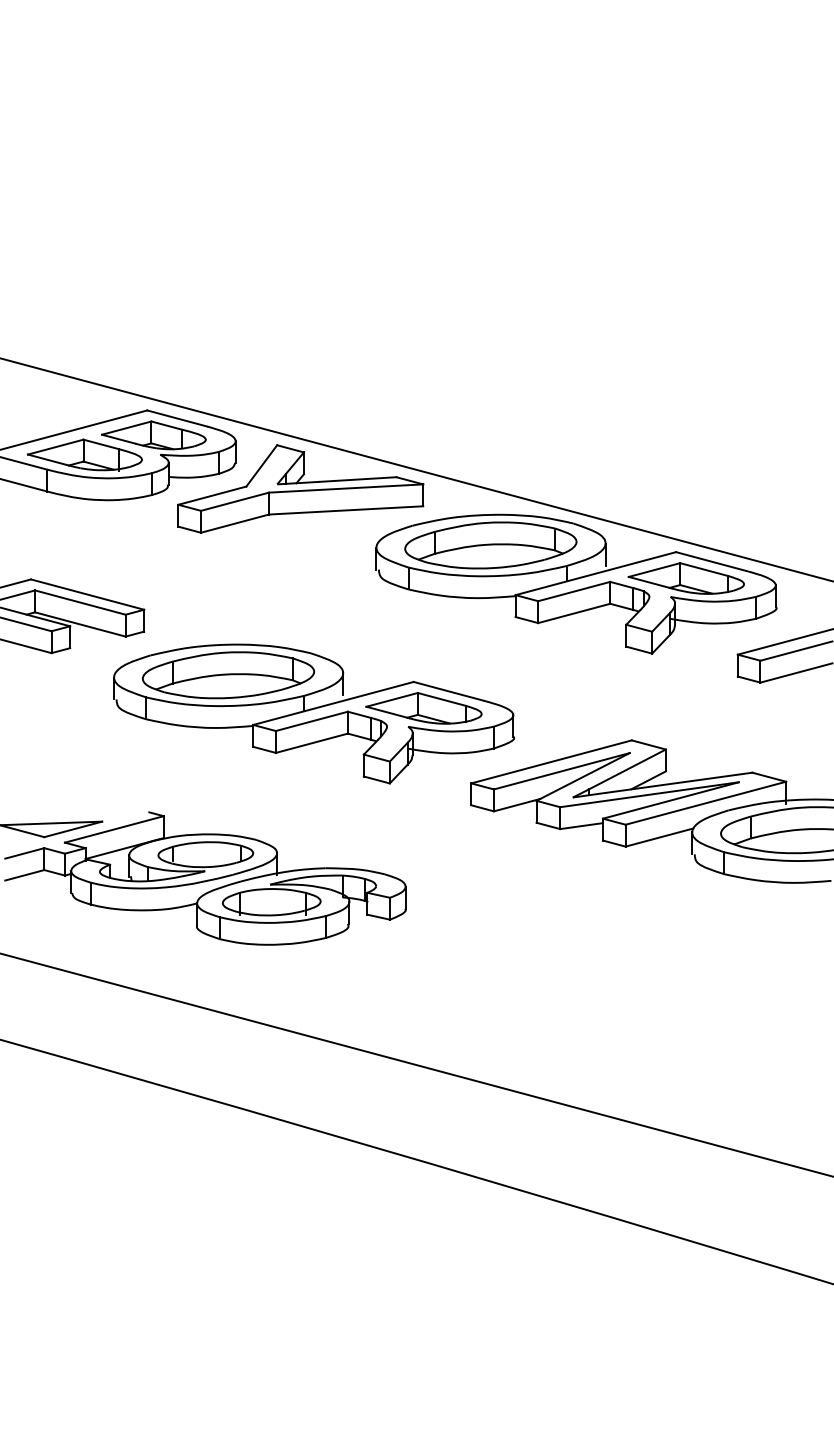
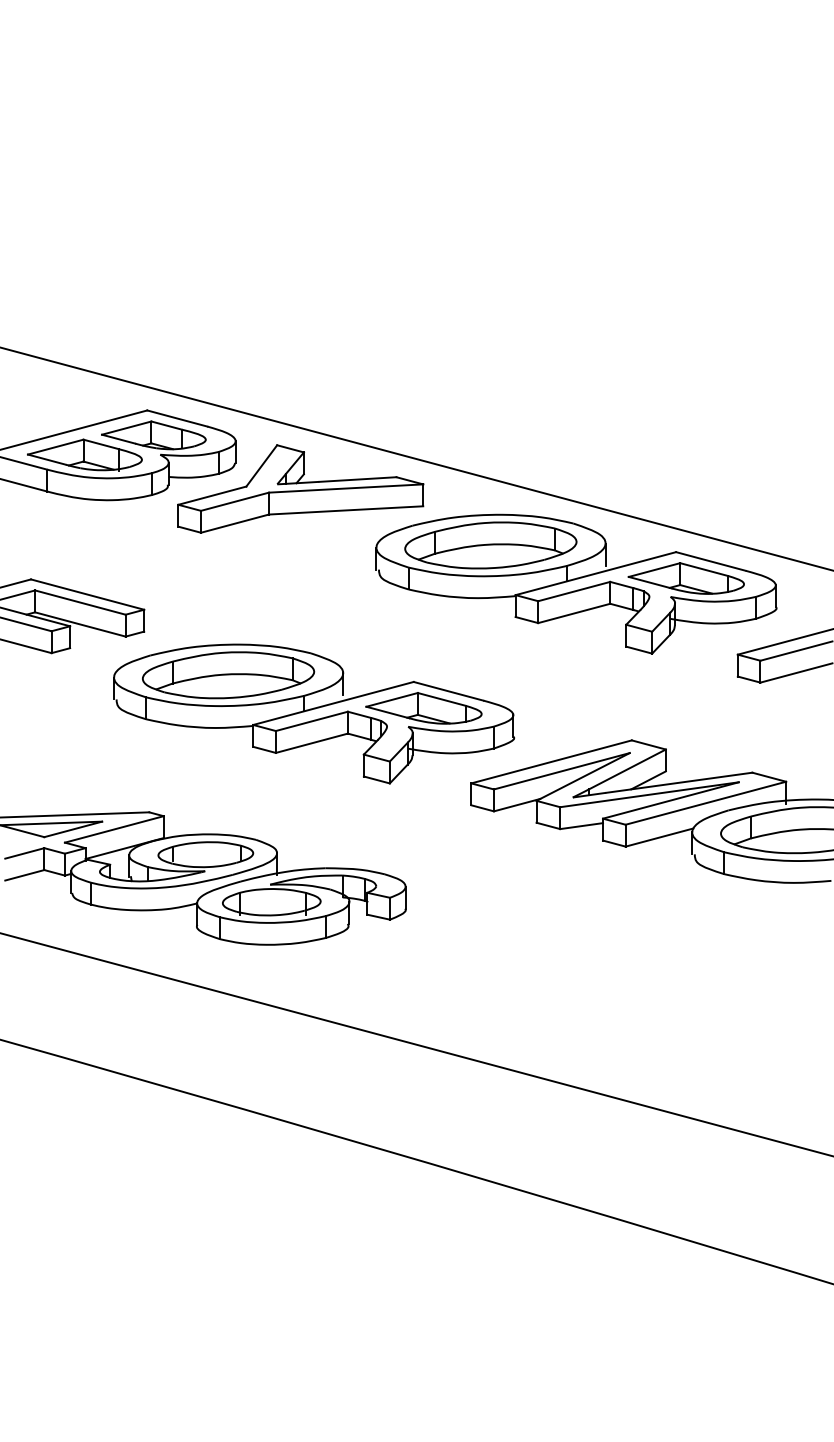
line position: (416, 469) -> (416, 459) (416, 459)
line: none -> present (75, 814)
line position: (416, 1064) -> (416, 1044) (416, 1044)
